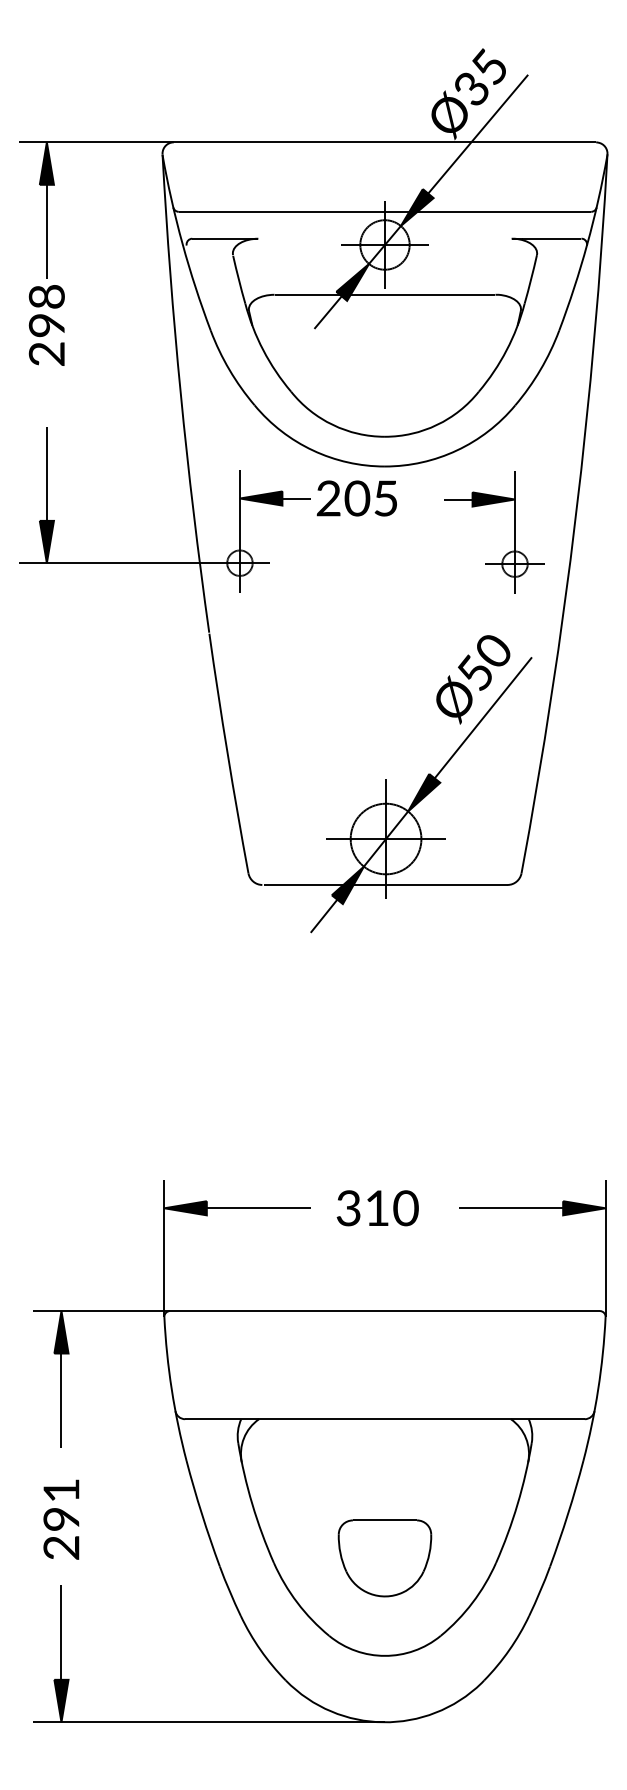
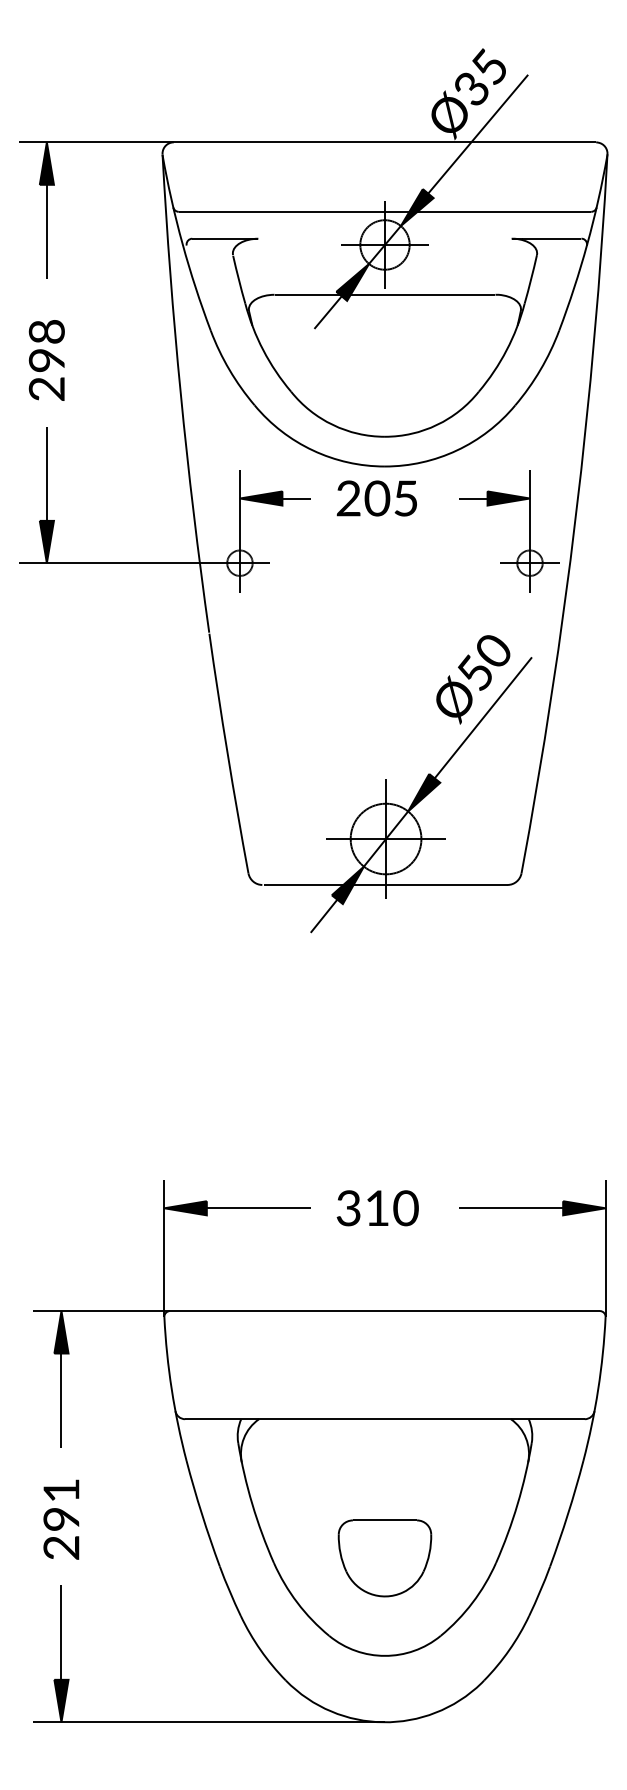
text position: (46, 325) -> (46, 360) (46, 360)
text position: (356, 498) -> (376, 498) (376, 498)
part position: (514, 532) -> (529, 531) (529, 531)
